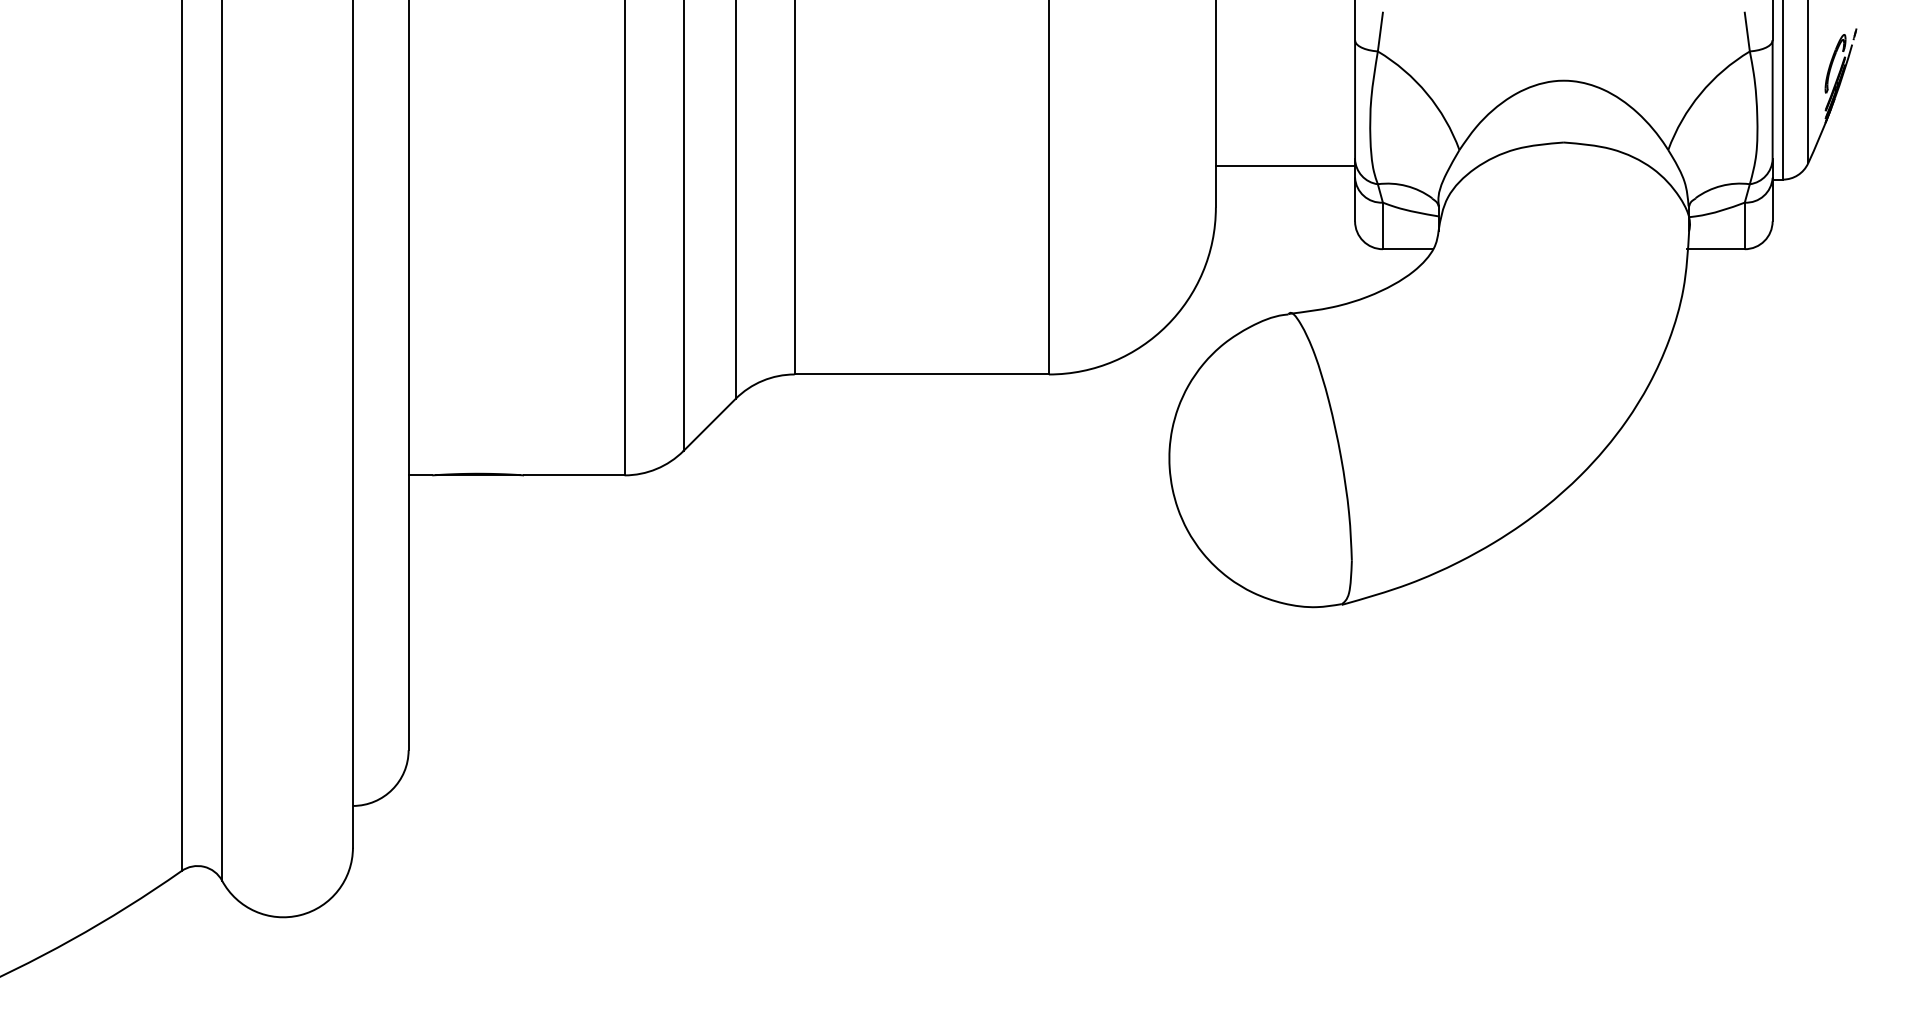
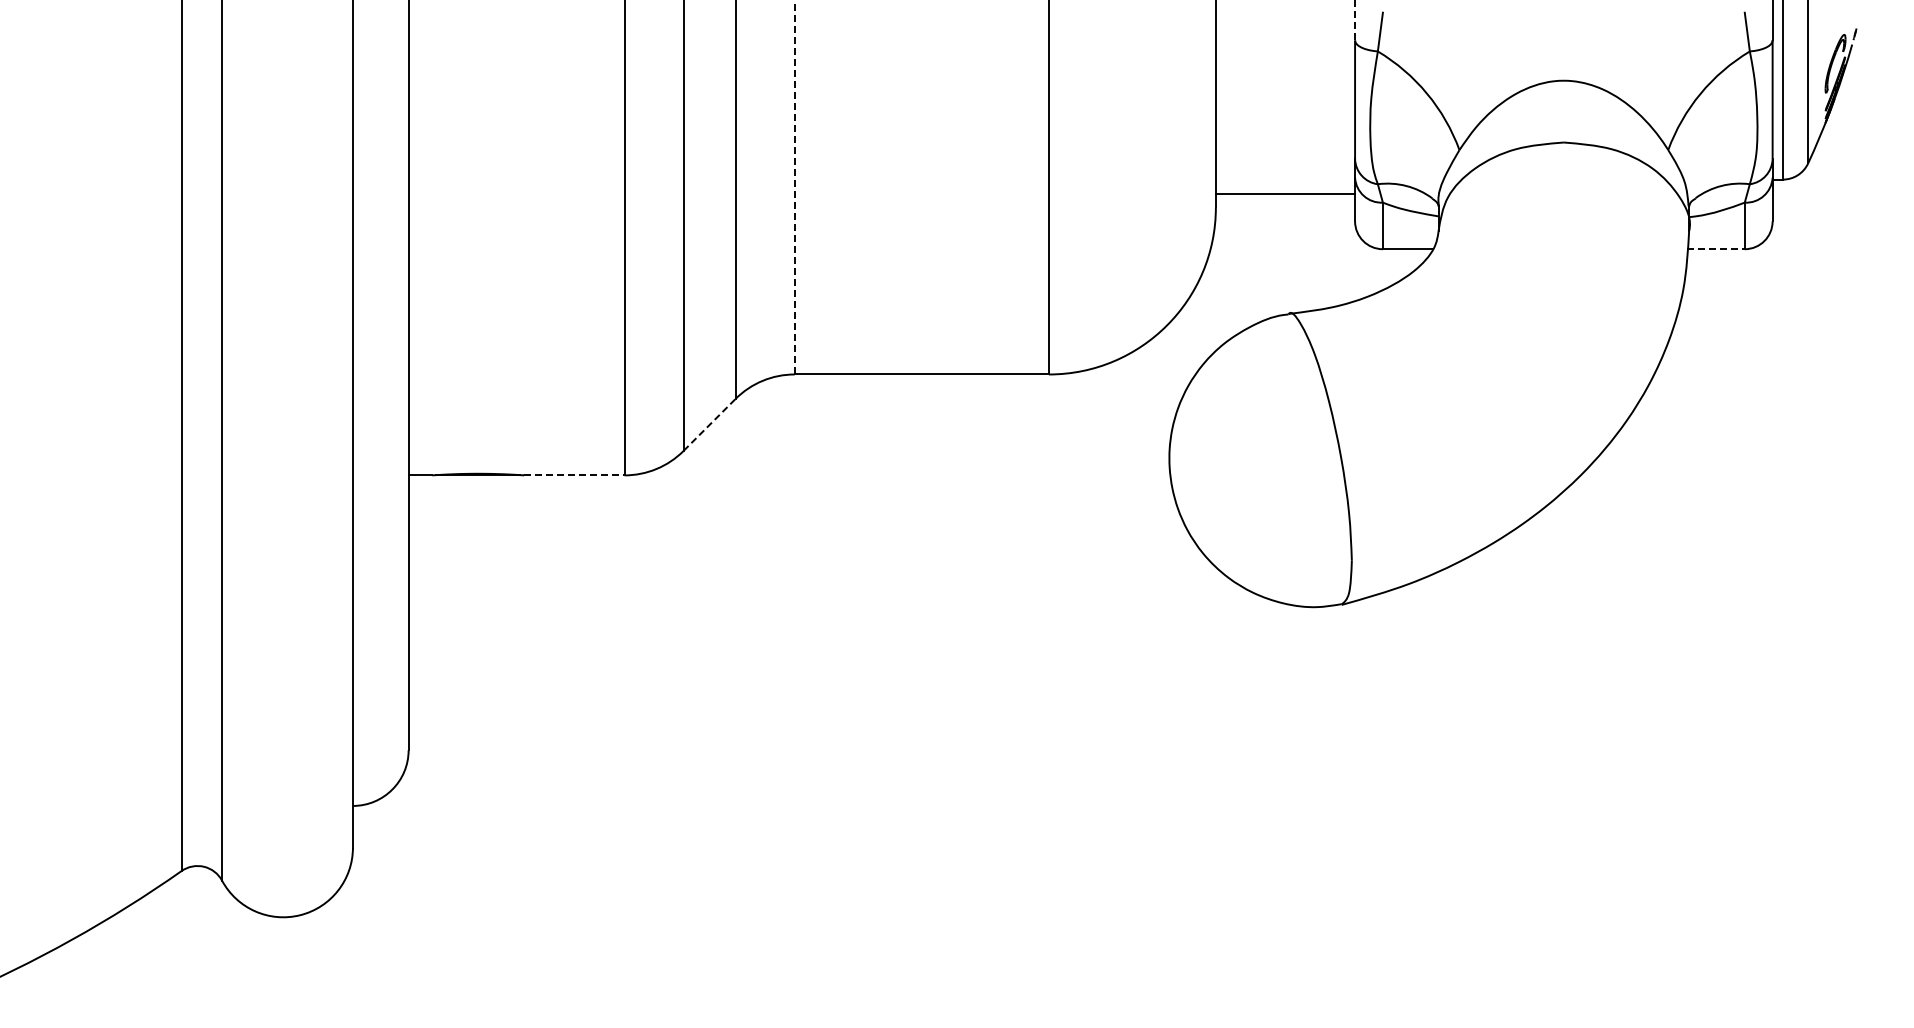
line: solid -> dashed (1355, 19)
line position: (1285, 165) -> (1285, 193) (1285, 193)
line: solid -> dashed (794, 187)
line: solid -> dashed (1716, 249)
line: solid -> dashed (709, 424)
line: solid -> dashed (574, 475)
